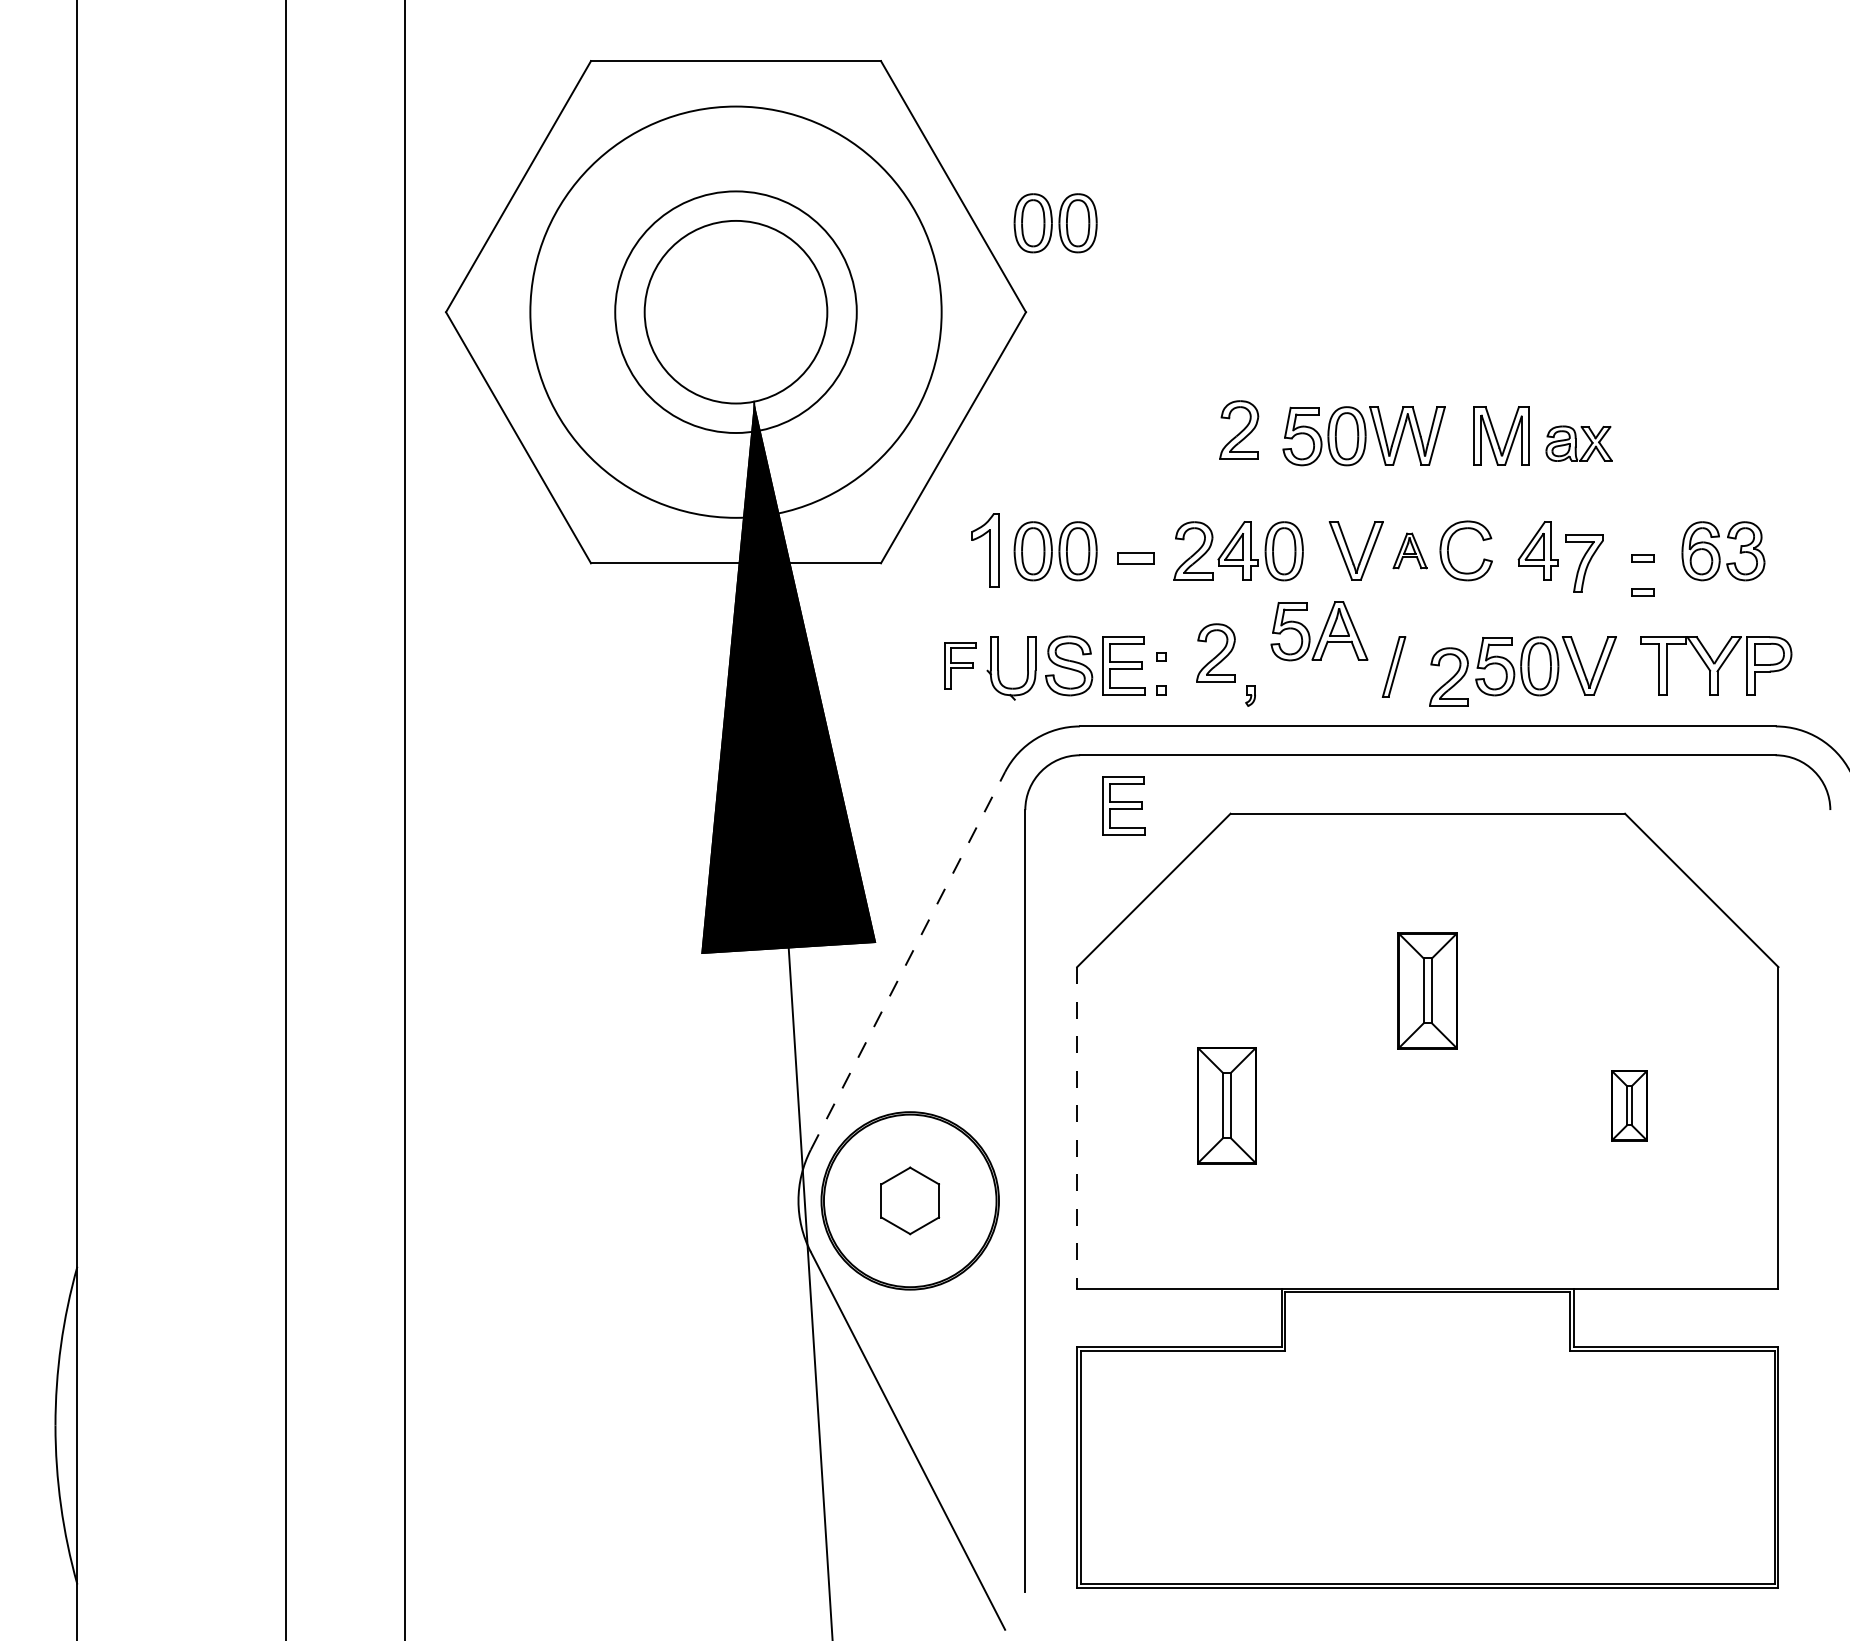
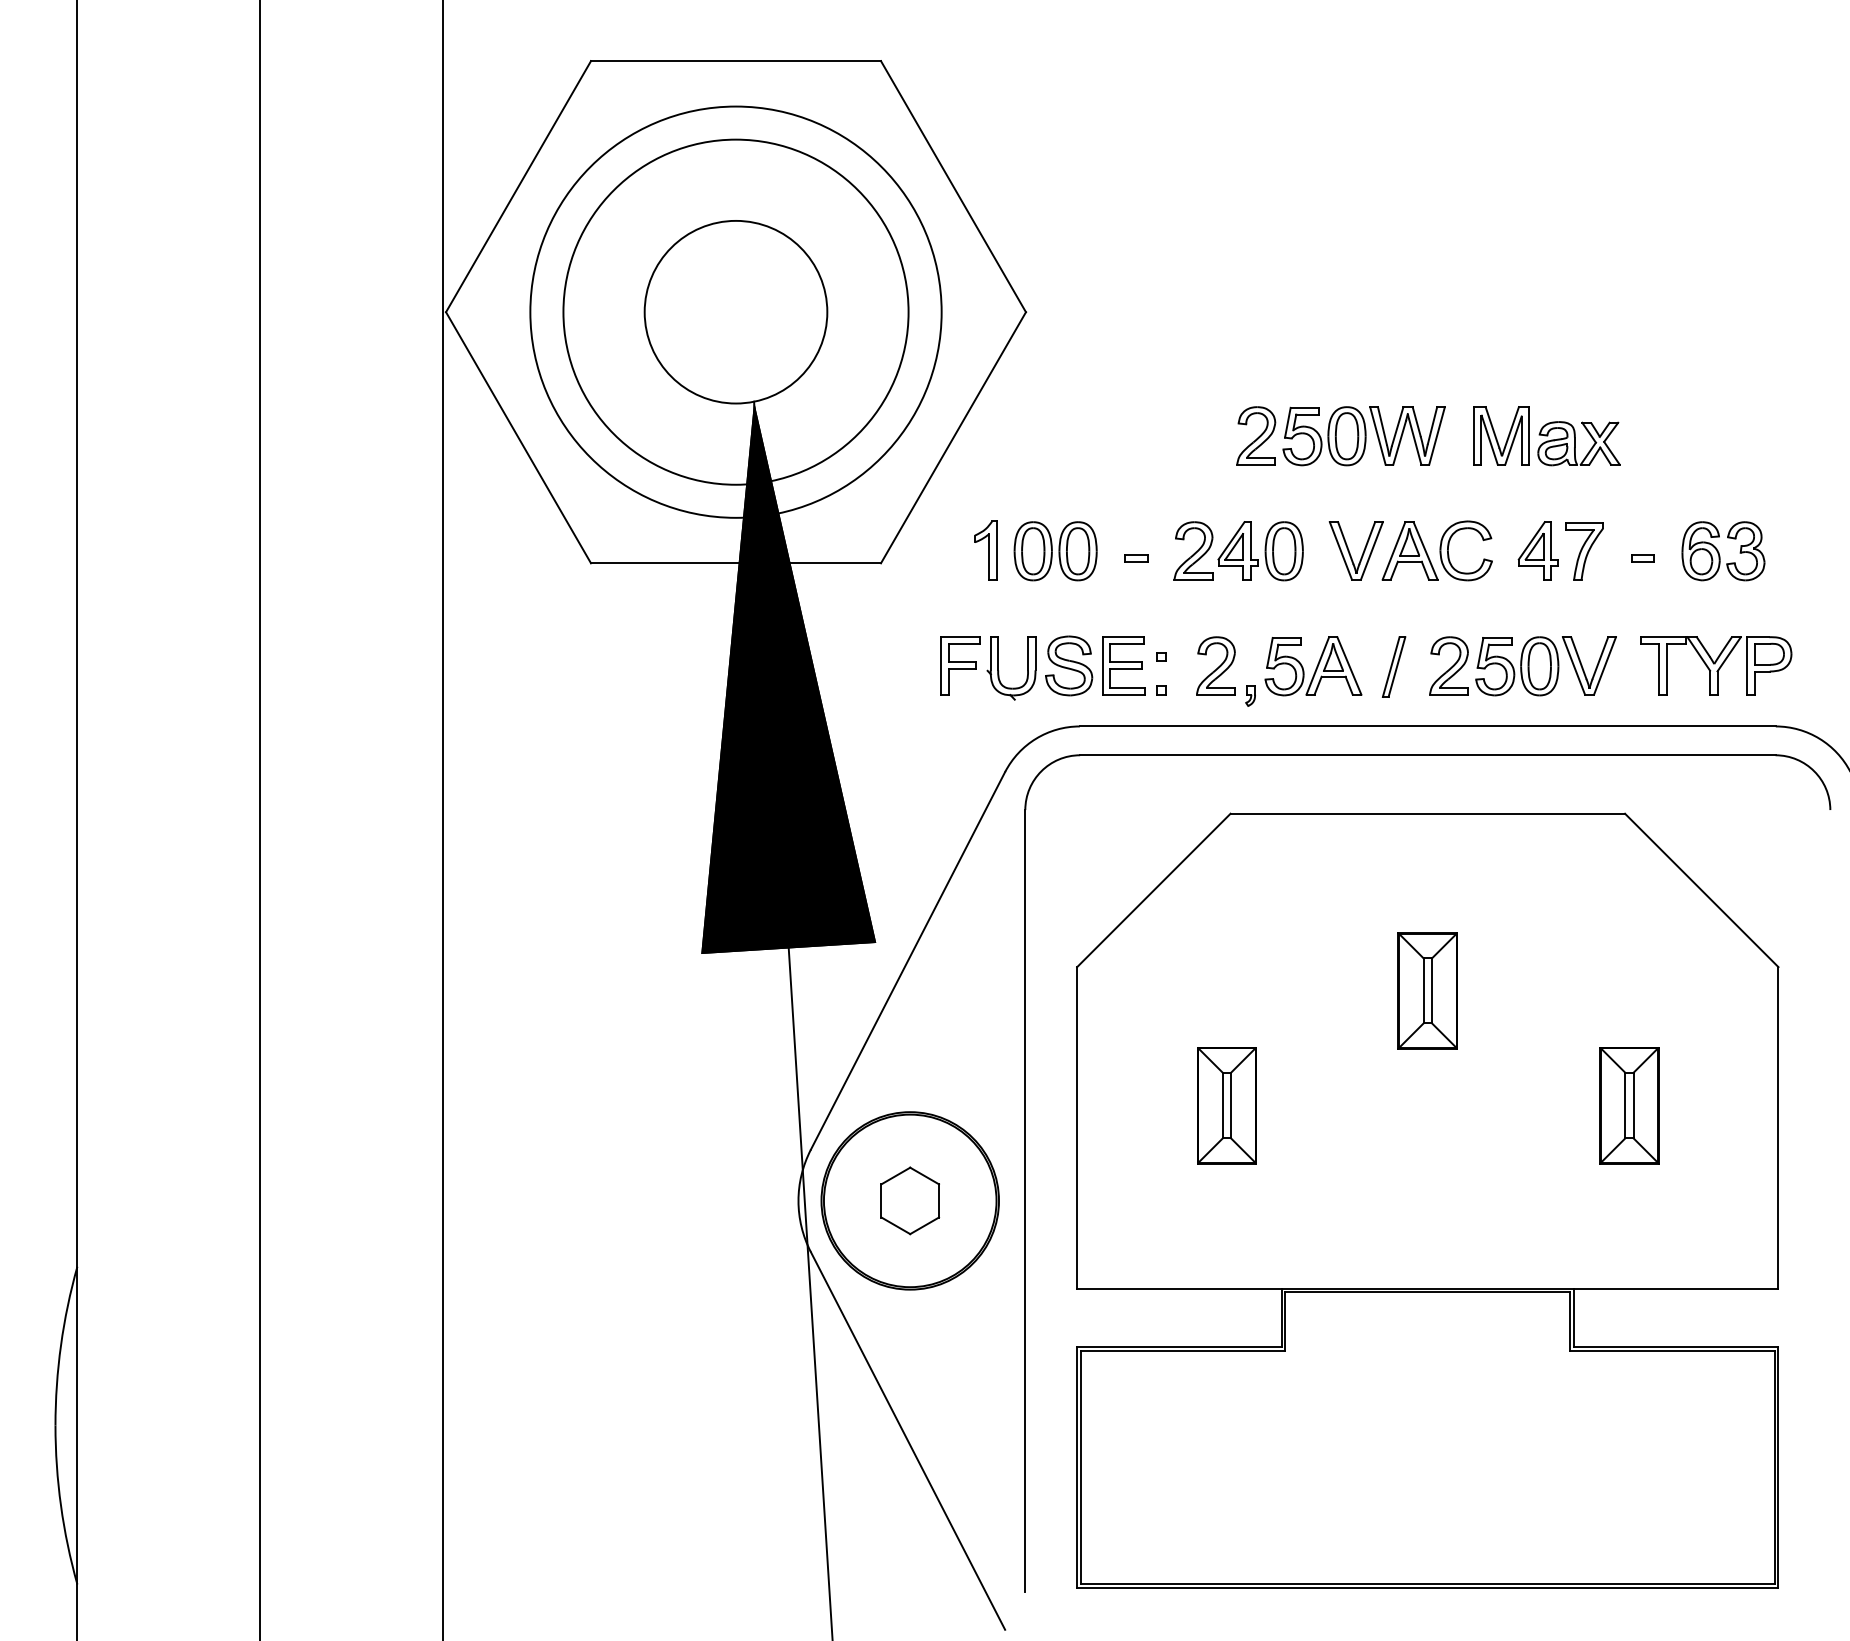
part: present -> none (1055, 223)
circle diameter: 242 px -> 345 px (735, 311)
part position: (1239, 429) -> (1256, 435) (1256, 435)
part size: 68x37 px -> 84x46 px (1578, 443)
part size: 29x75 px -> 24x61 px (985, 550)
part size: 36x38 px -> 58x60 px (1409, 550)
part size: 38x13 px -> 25x9 px (1136, 558)
part position: (1584, 563) -> (1584, 551) (1584, 551)
part: present -> none (1642, 592)
part position: (1319, 631) -> (1313, 666) (1313, 666)
part position: (1215, 652) -> (1215, 665) (1215, 665)
part size: 33x48 px -> 41x60 px (960, 665)
part position: (1448, 676) -> (1448, 665) (1448, 665)
part: present -> none (1123, 805)
line position: (286, 819) -> (260, 819) (260, 819)
line position: (404, 819) -> (442, 819) (442, 819)
line: dashed -> solid (908, 960)
part size: 37x72 px -> 61x118 px (1629, 1105)
line: dashed -> solid (1077, 1127)
